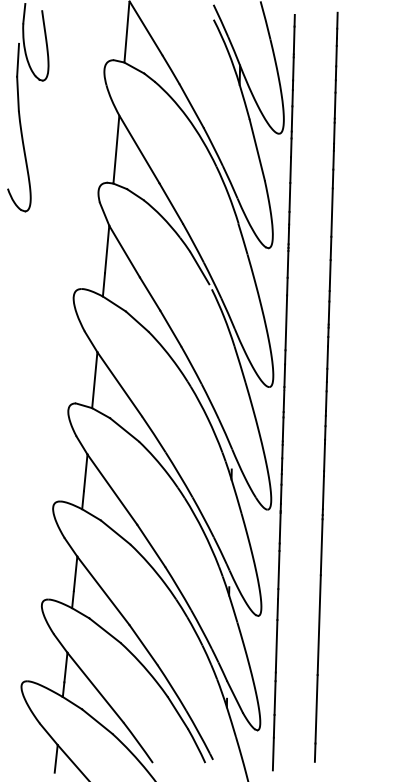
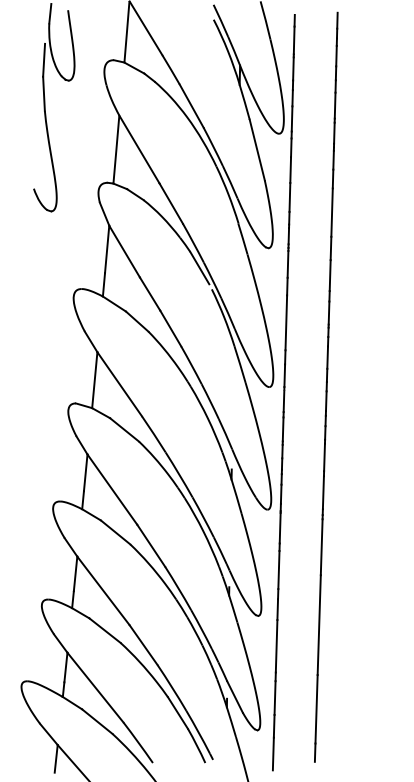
part position: (19, 107) -> (45, 107) (45, 107)
